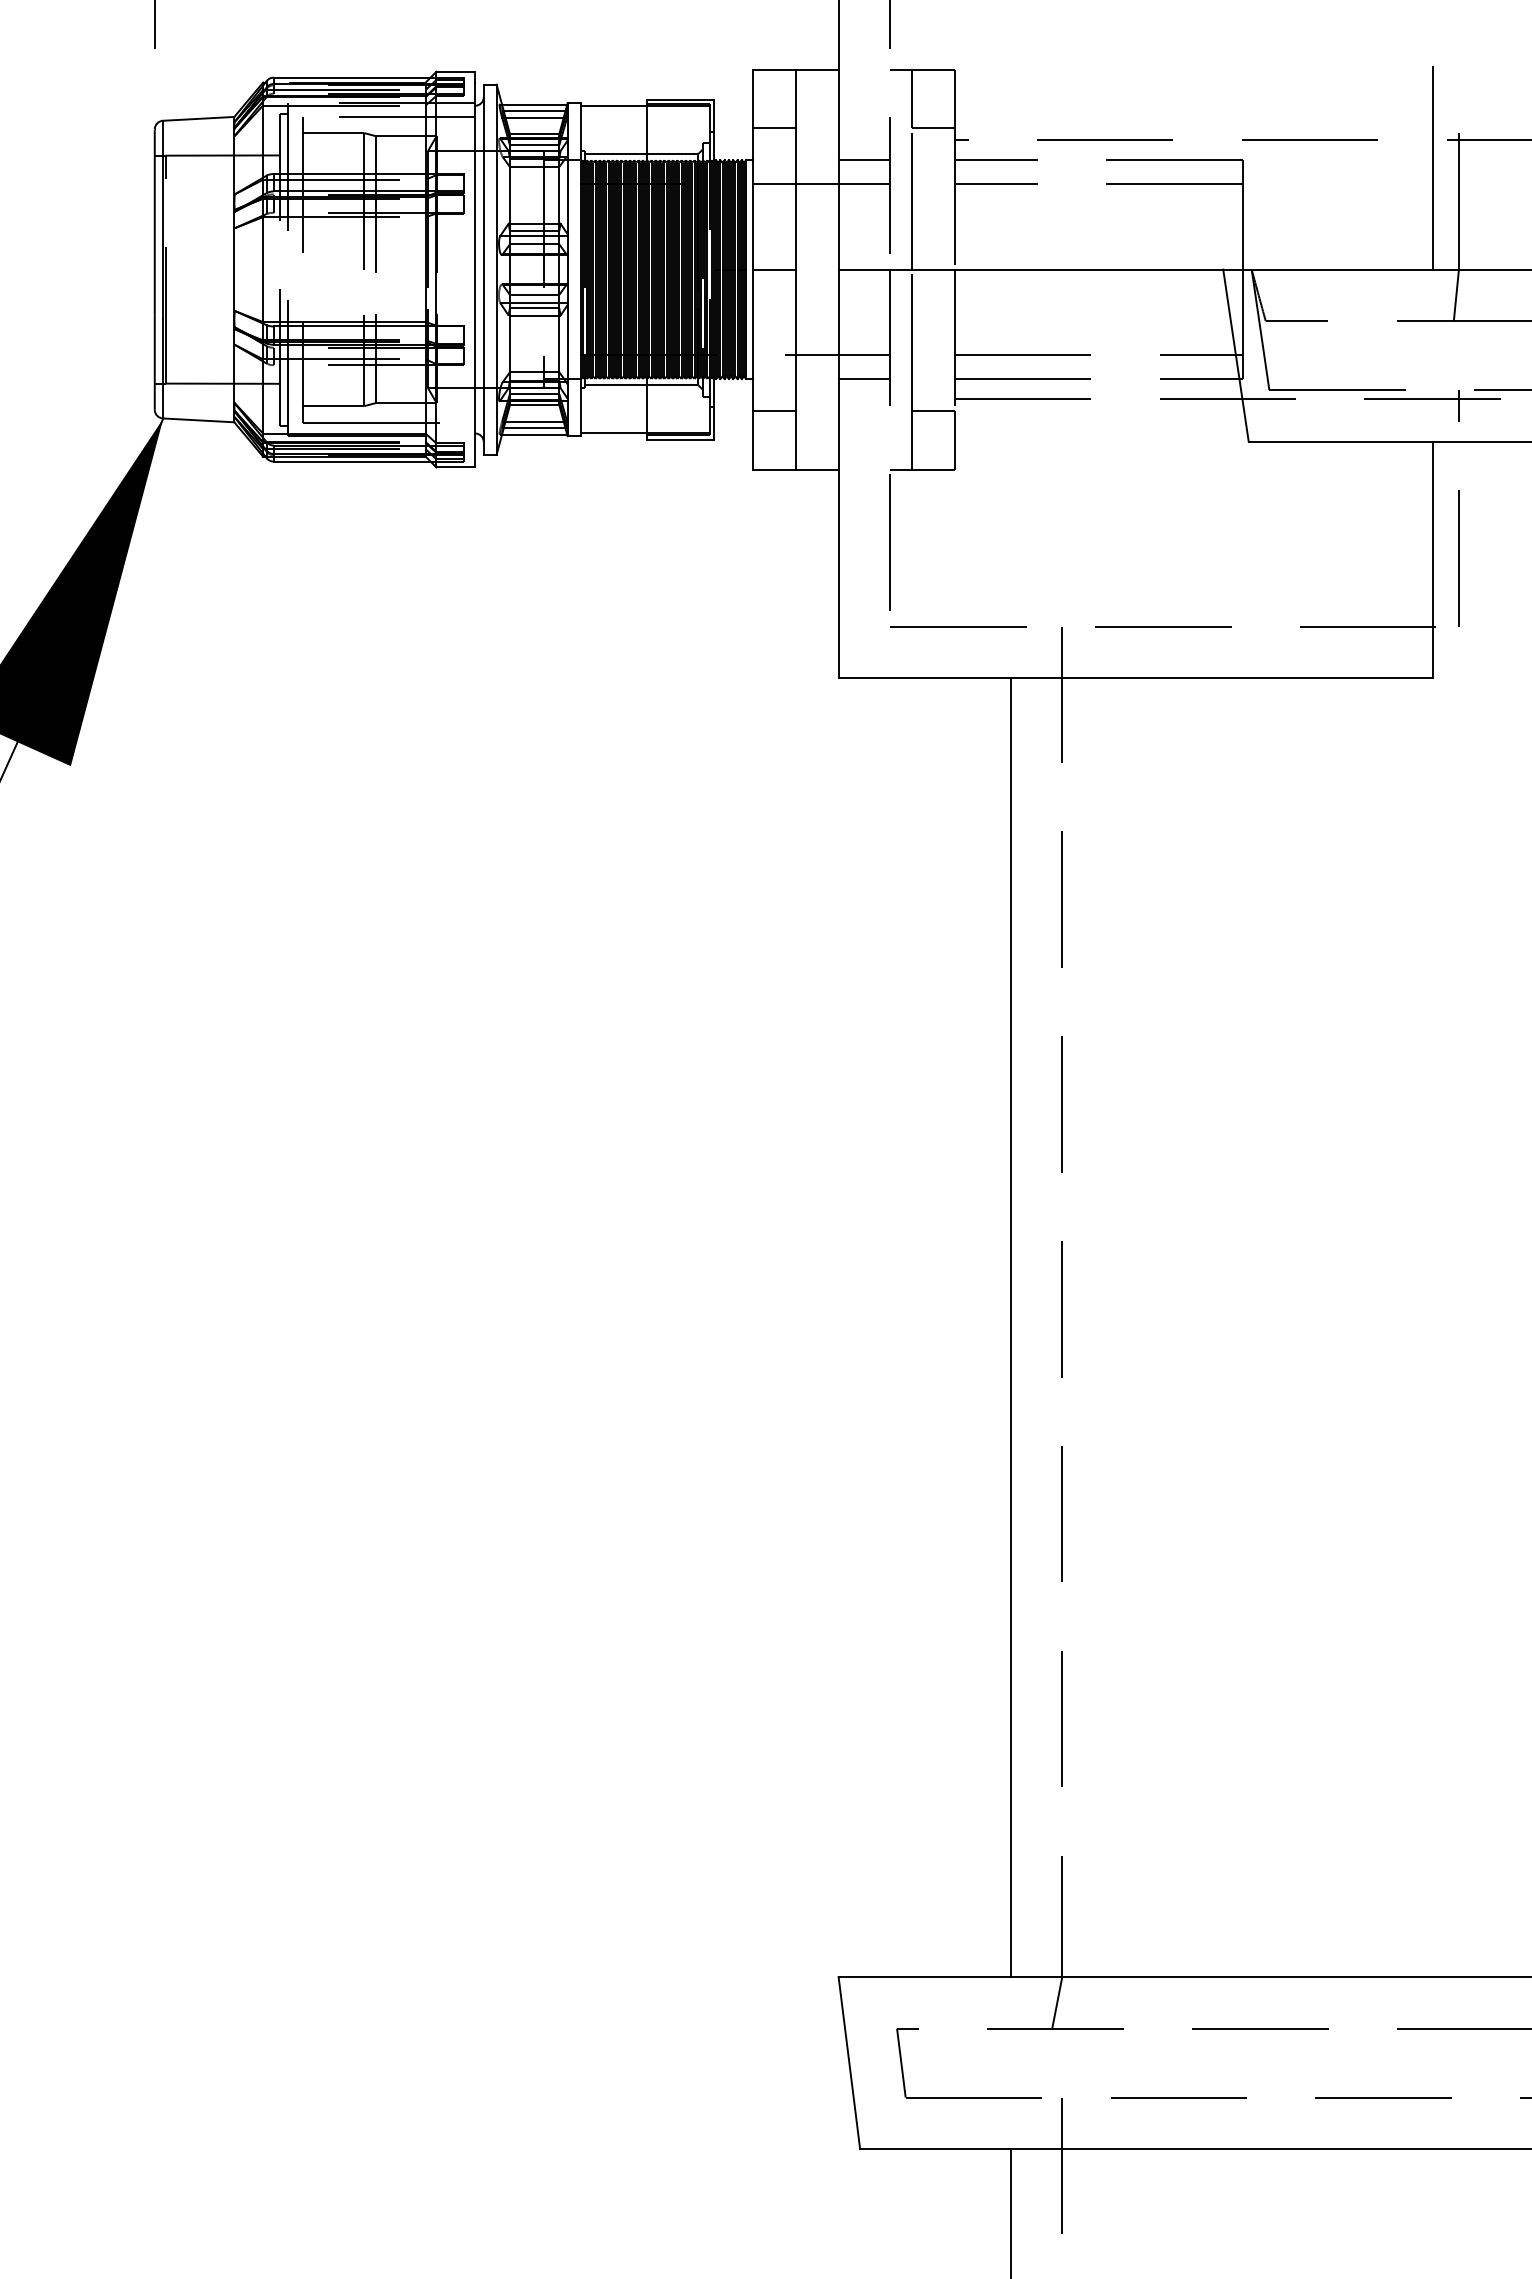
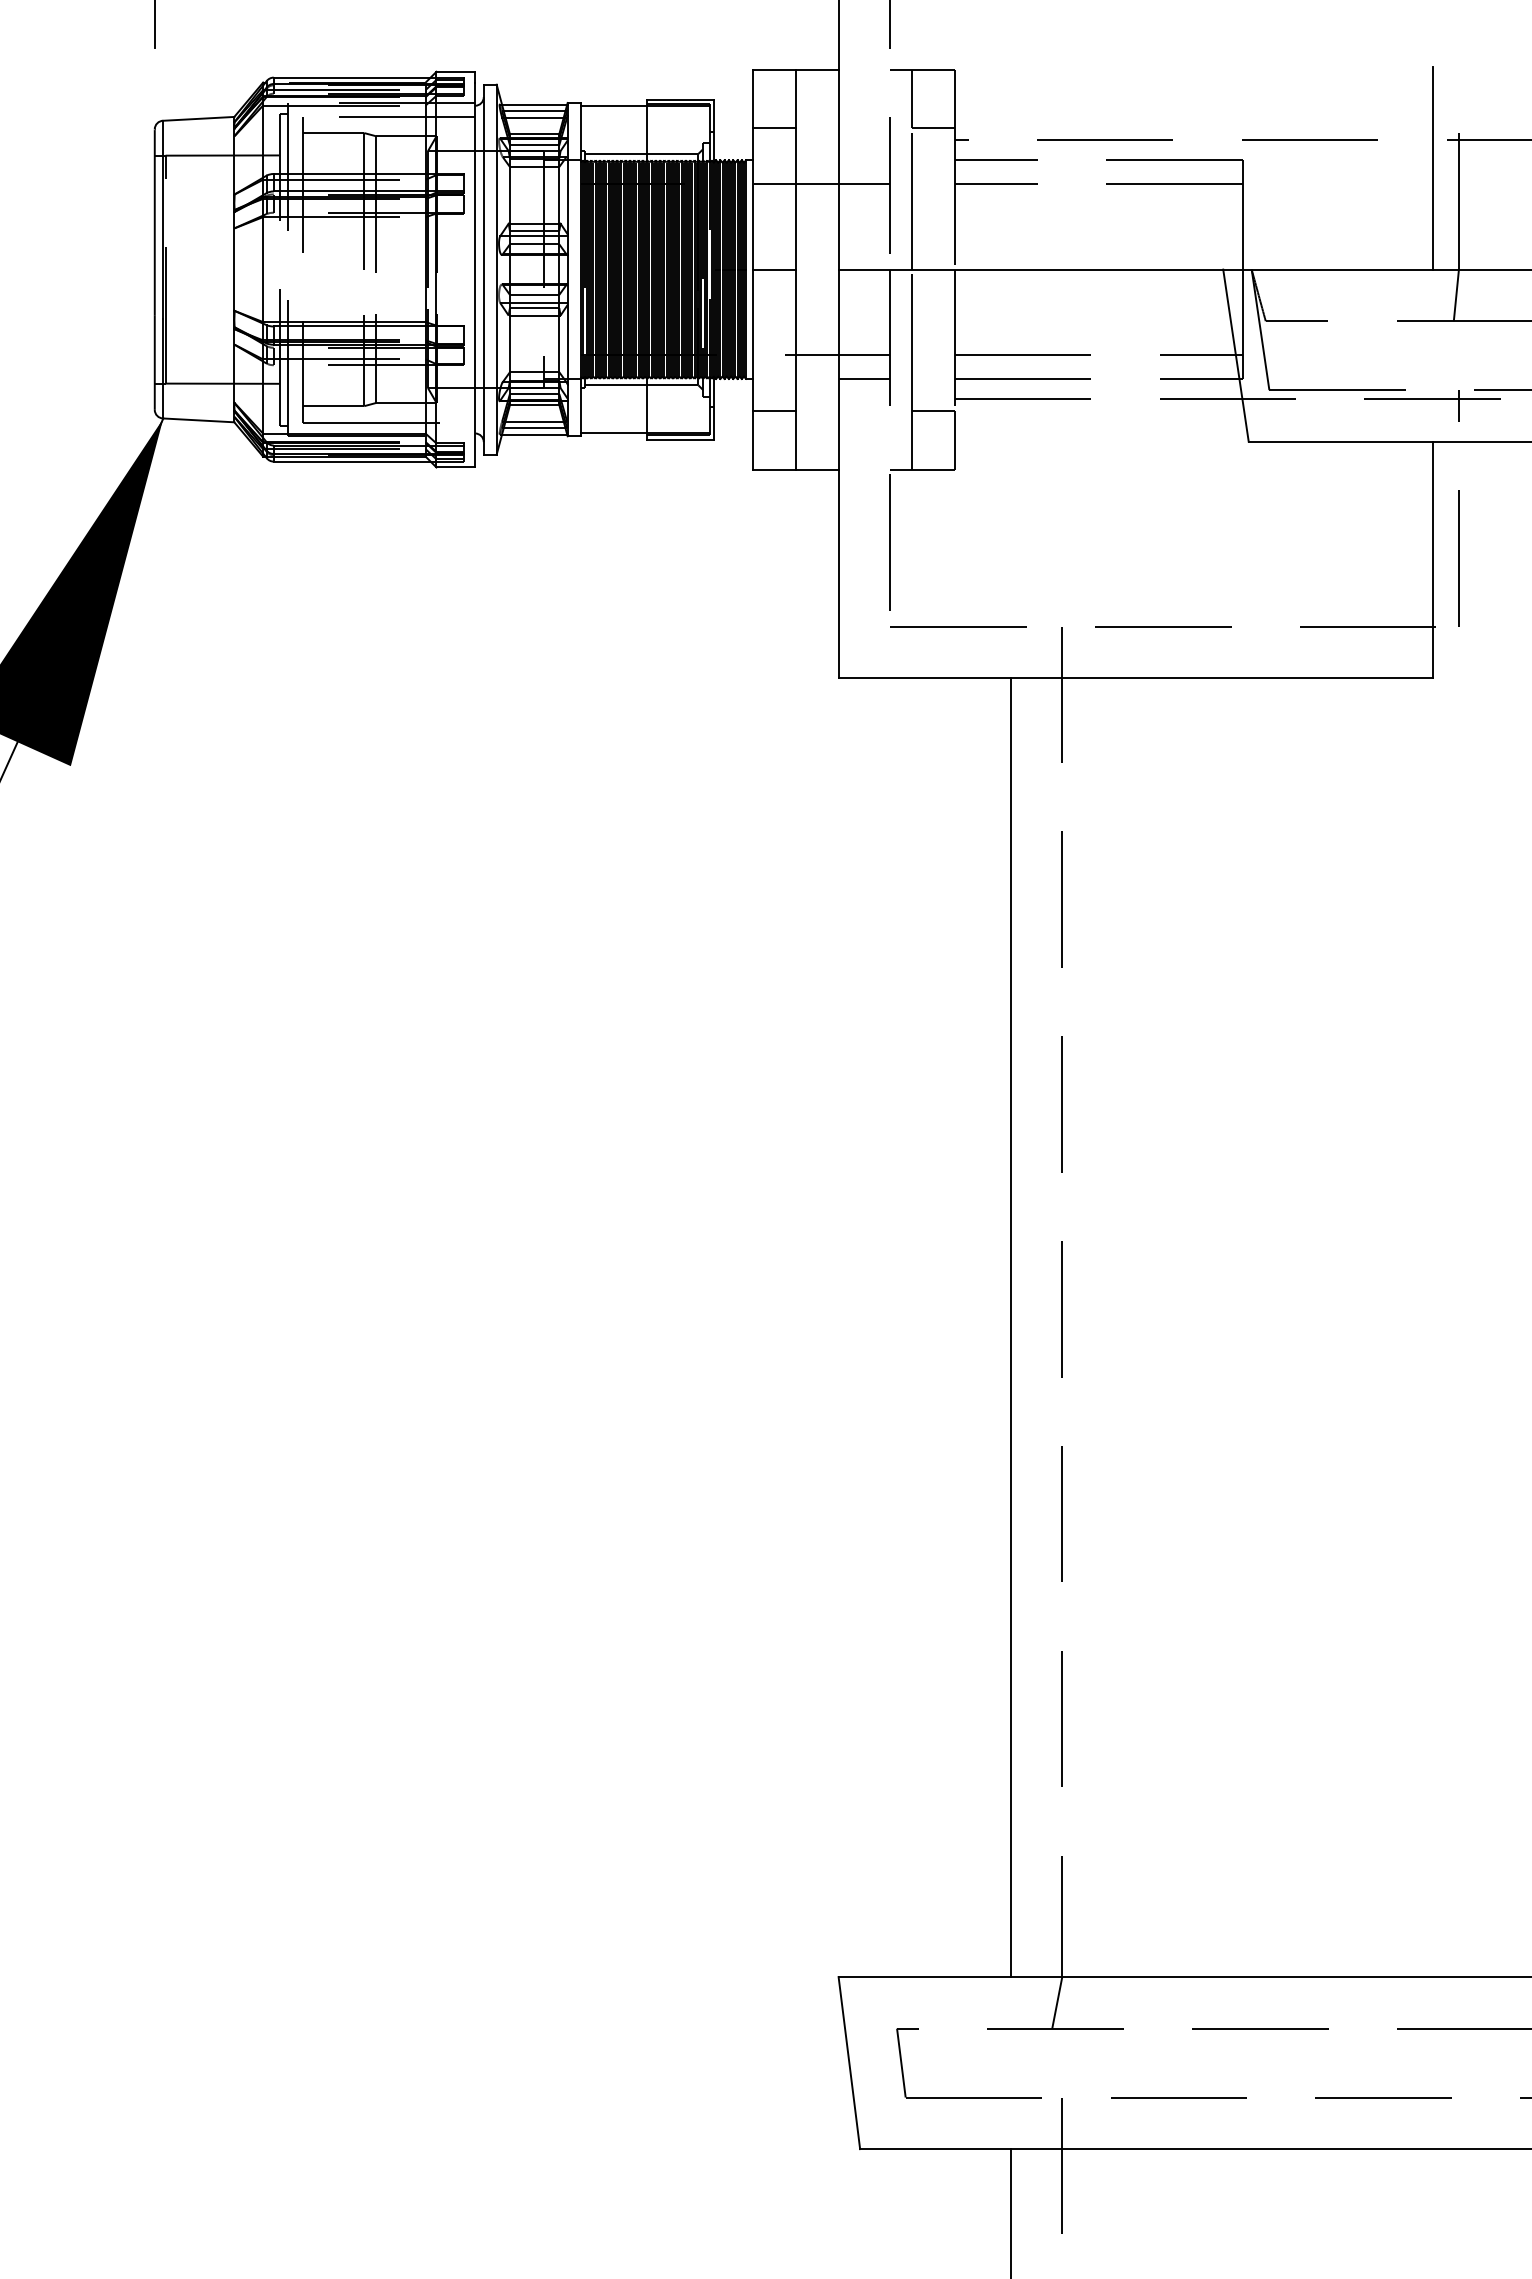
line: present -> none (864, 160)
